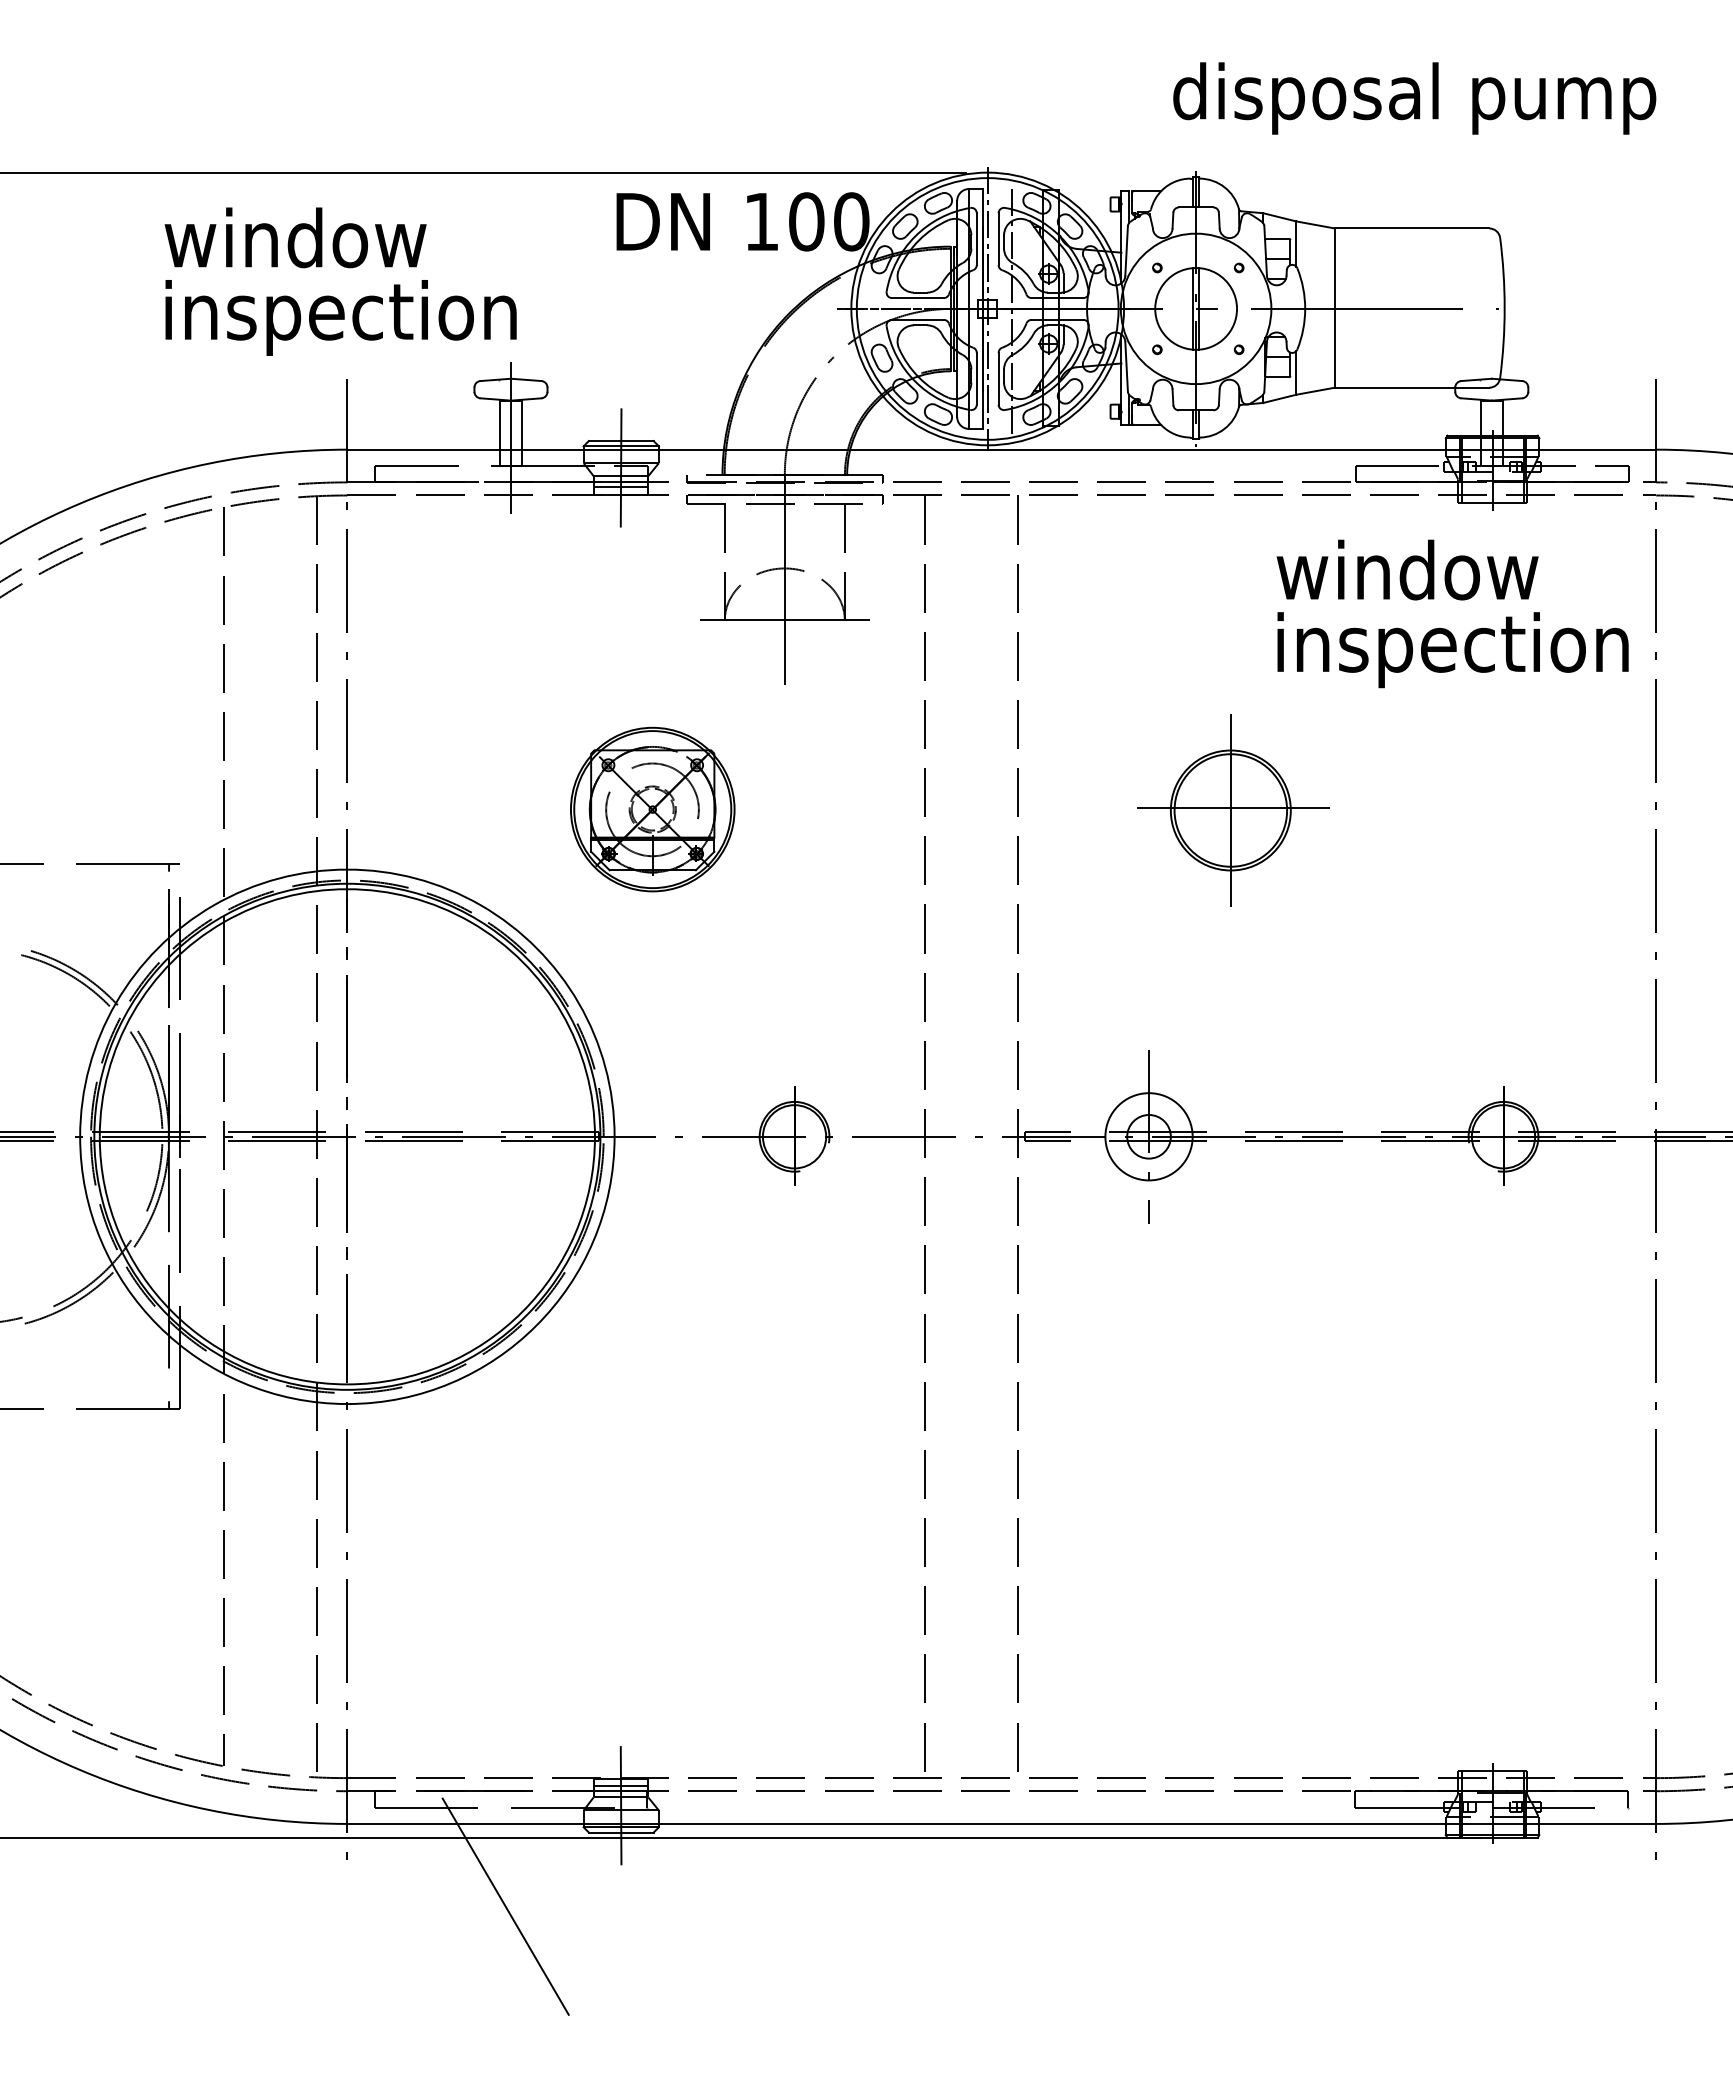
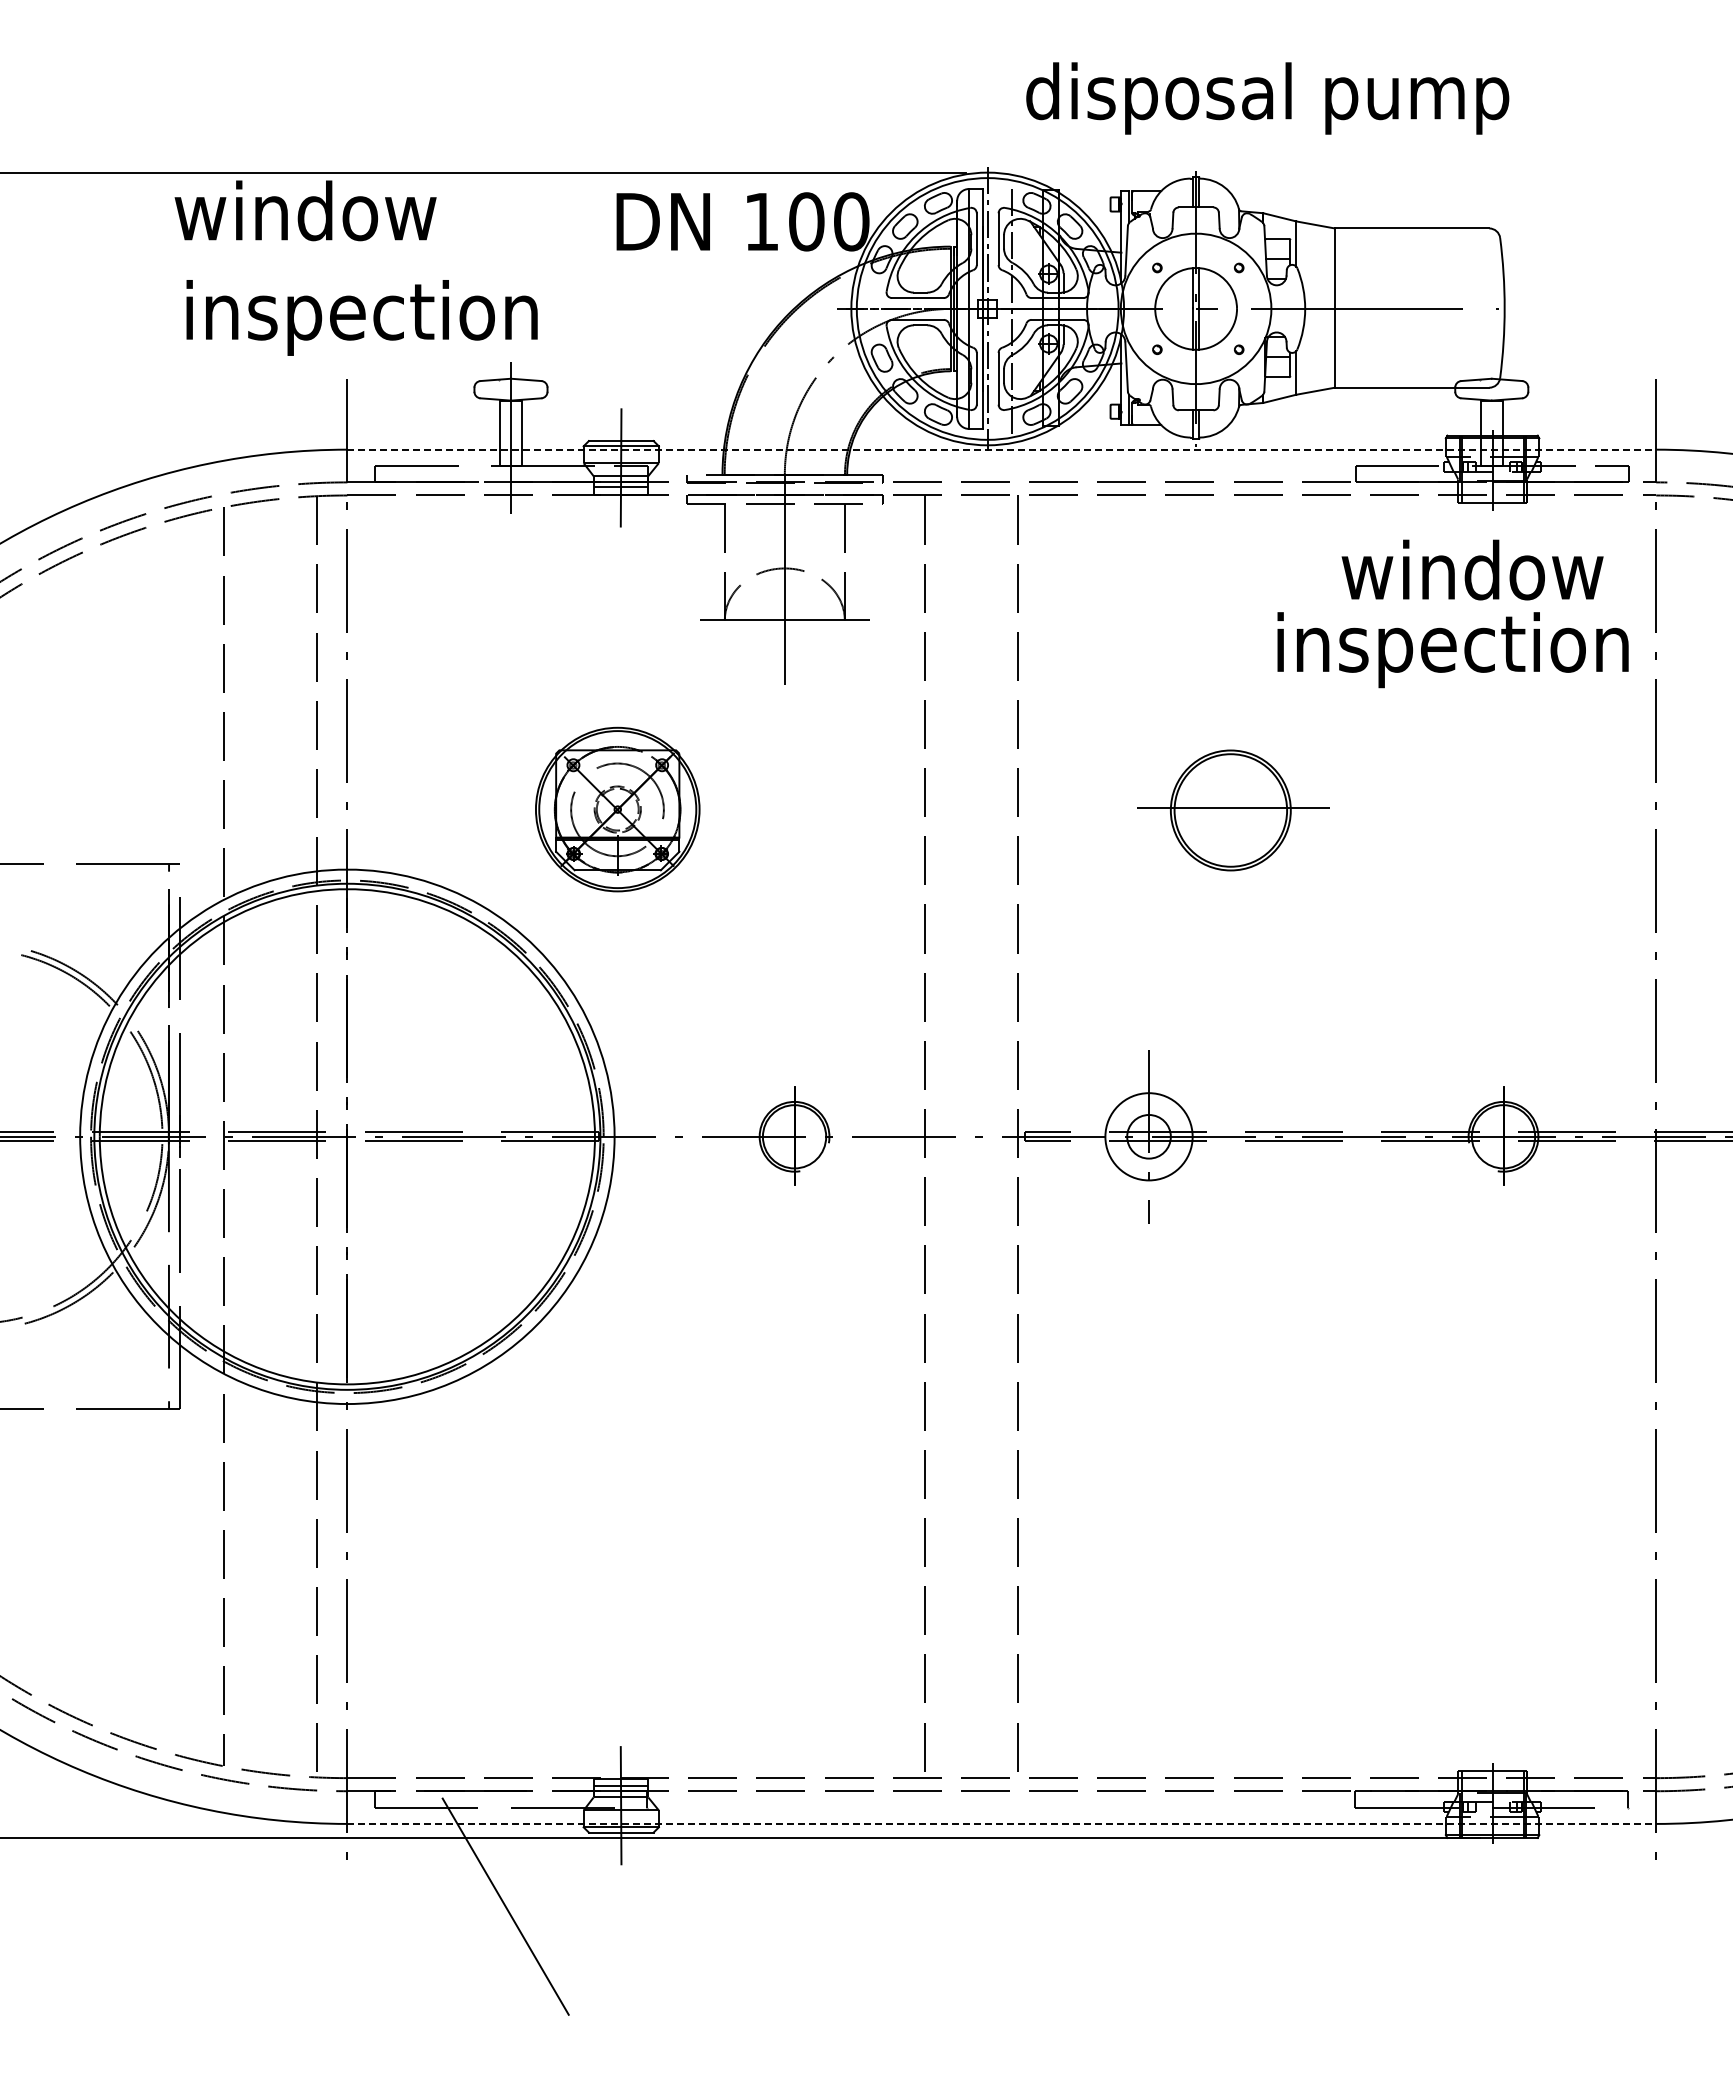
text position: (1414, 98) -> (1267, 98) (1267, 98)
text position: (295, 237) -> (305, 210) (305, 210)
text position: (340, 317) -> (361, 317) (361, 317)
line: solid -> dashed (1002, 449)
text position: (1407, 569) -> (1472, 569) (1472, 569)
part position: (652, 809) -> (617, 809) (617, 809)
line: present -> none (1230, 810)
line: solid -> dashed (1002, 1823)
